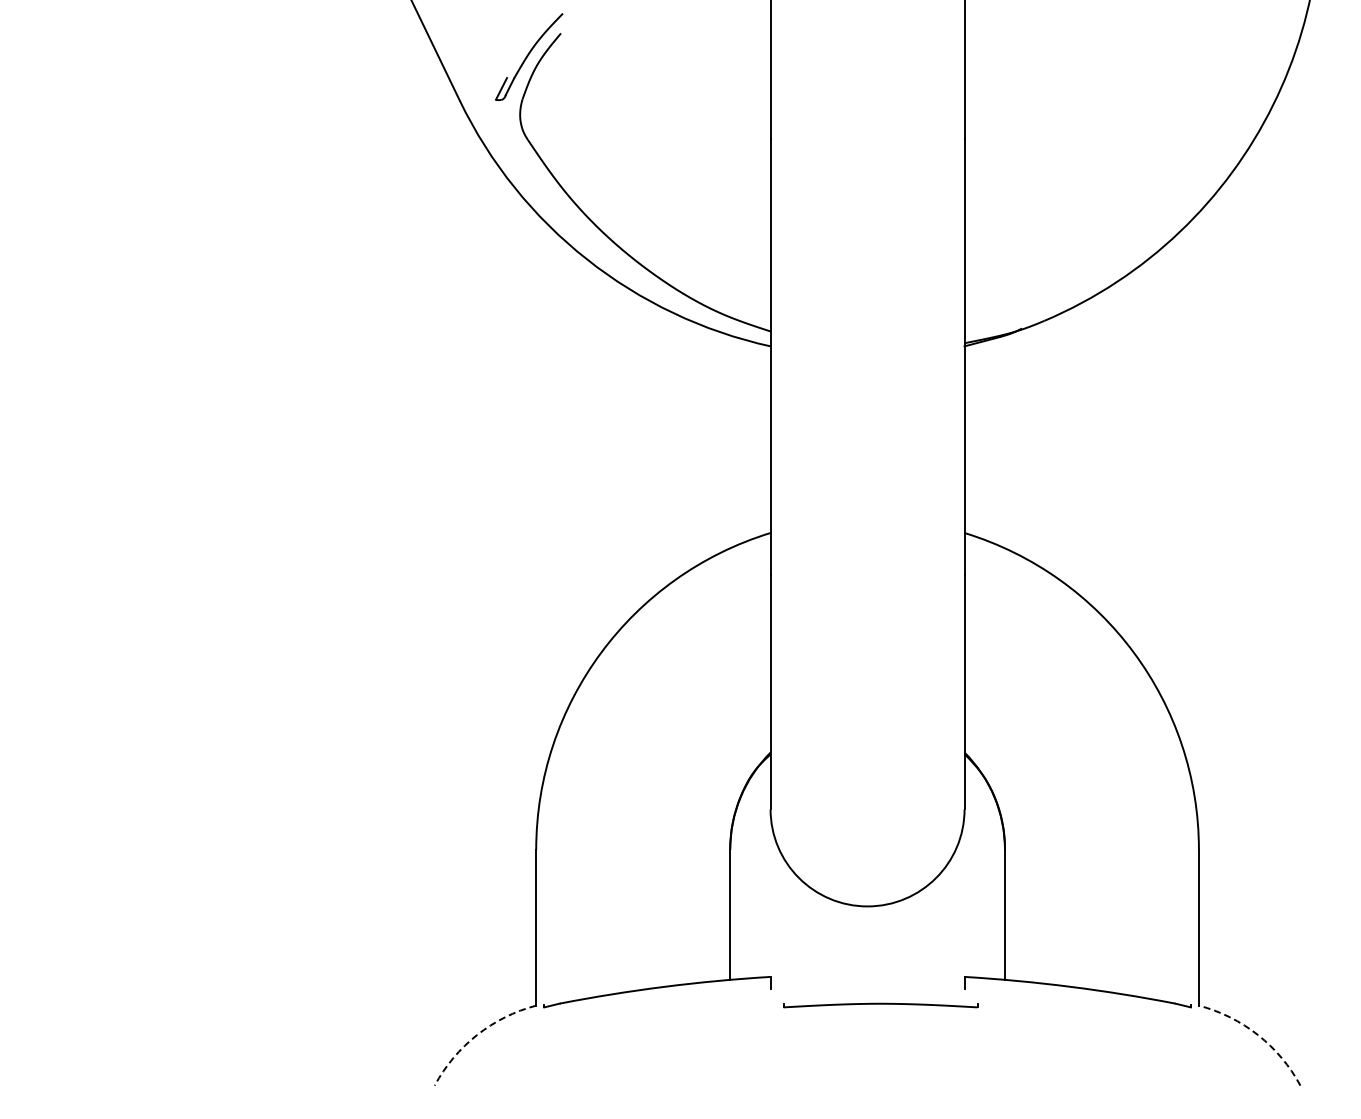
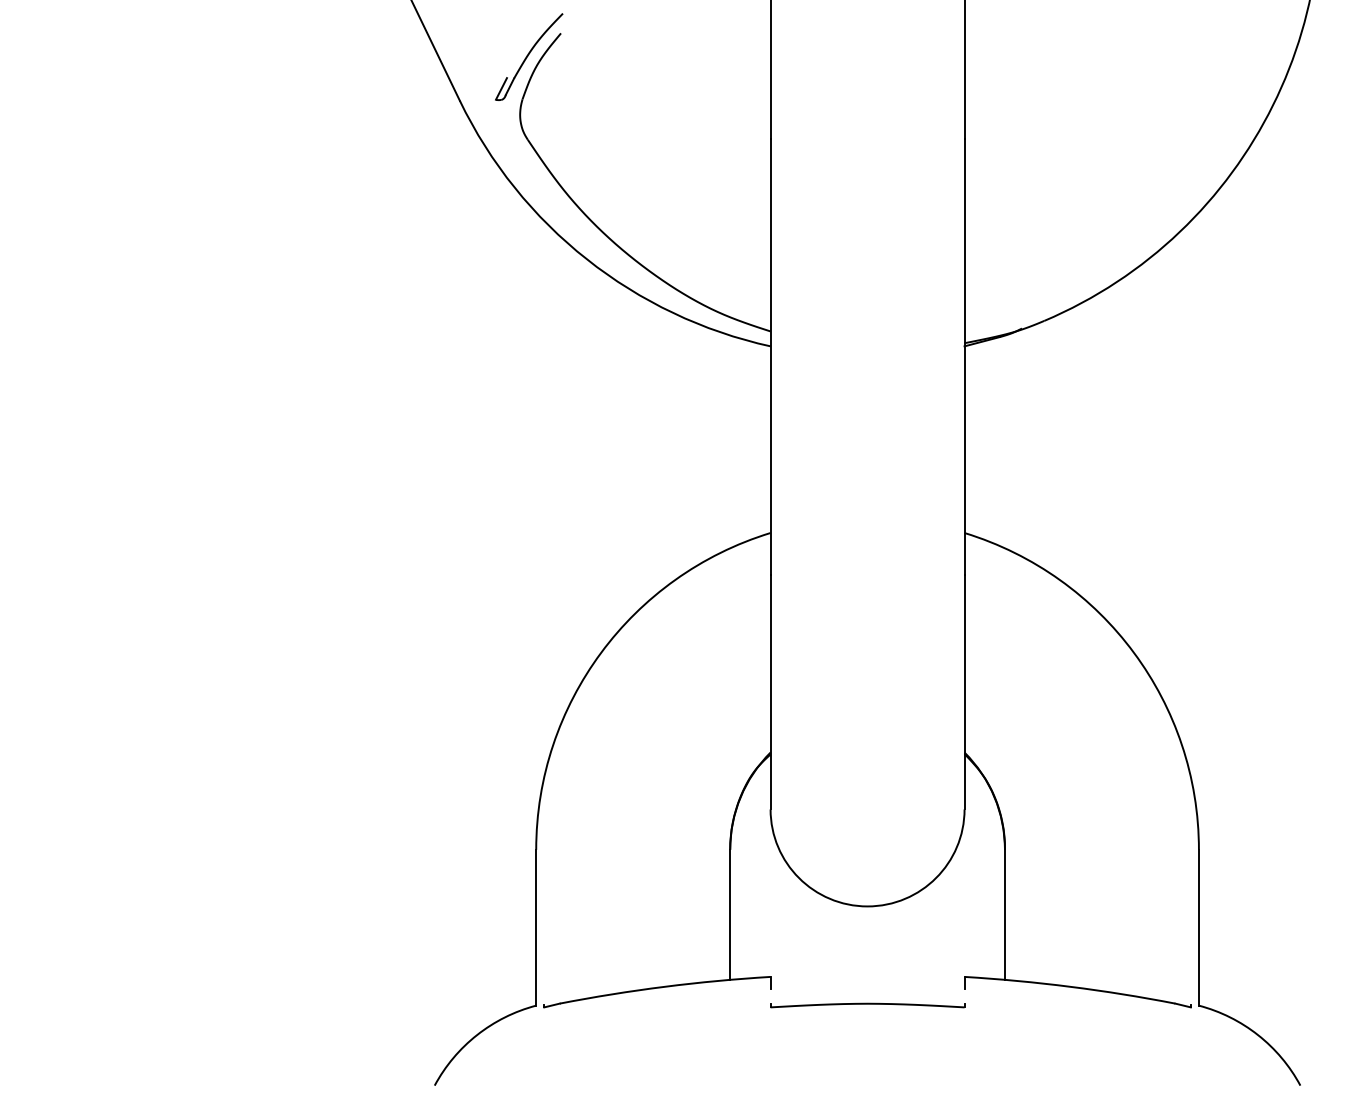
part position: (880, 1005) -> (867, 1005) (867, 1005)
arc: dashed -> solid (477, 1035)
arc: dashed -> solid (1258, 1035)
